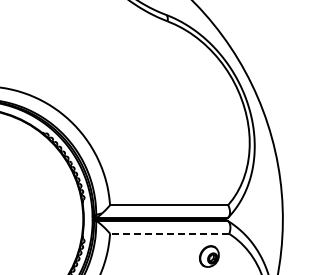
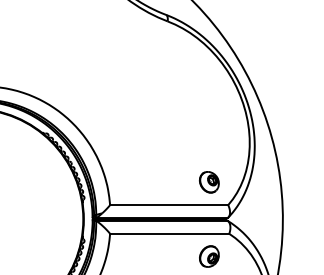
part: none -> present (209, 182)
line: dashed -> solid (169, 233)
